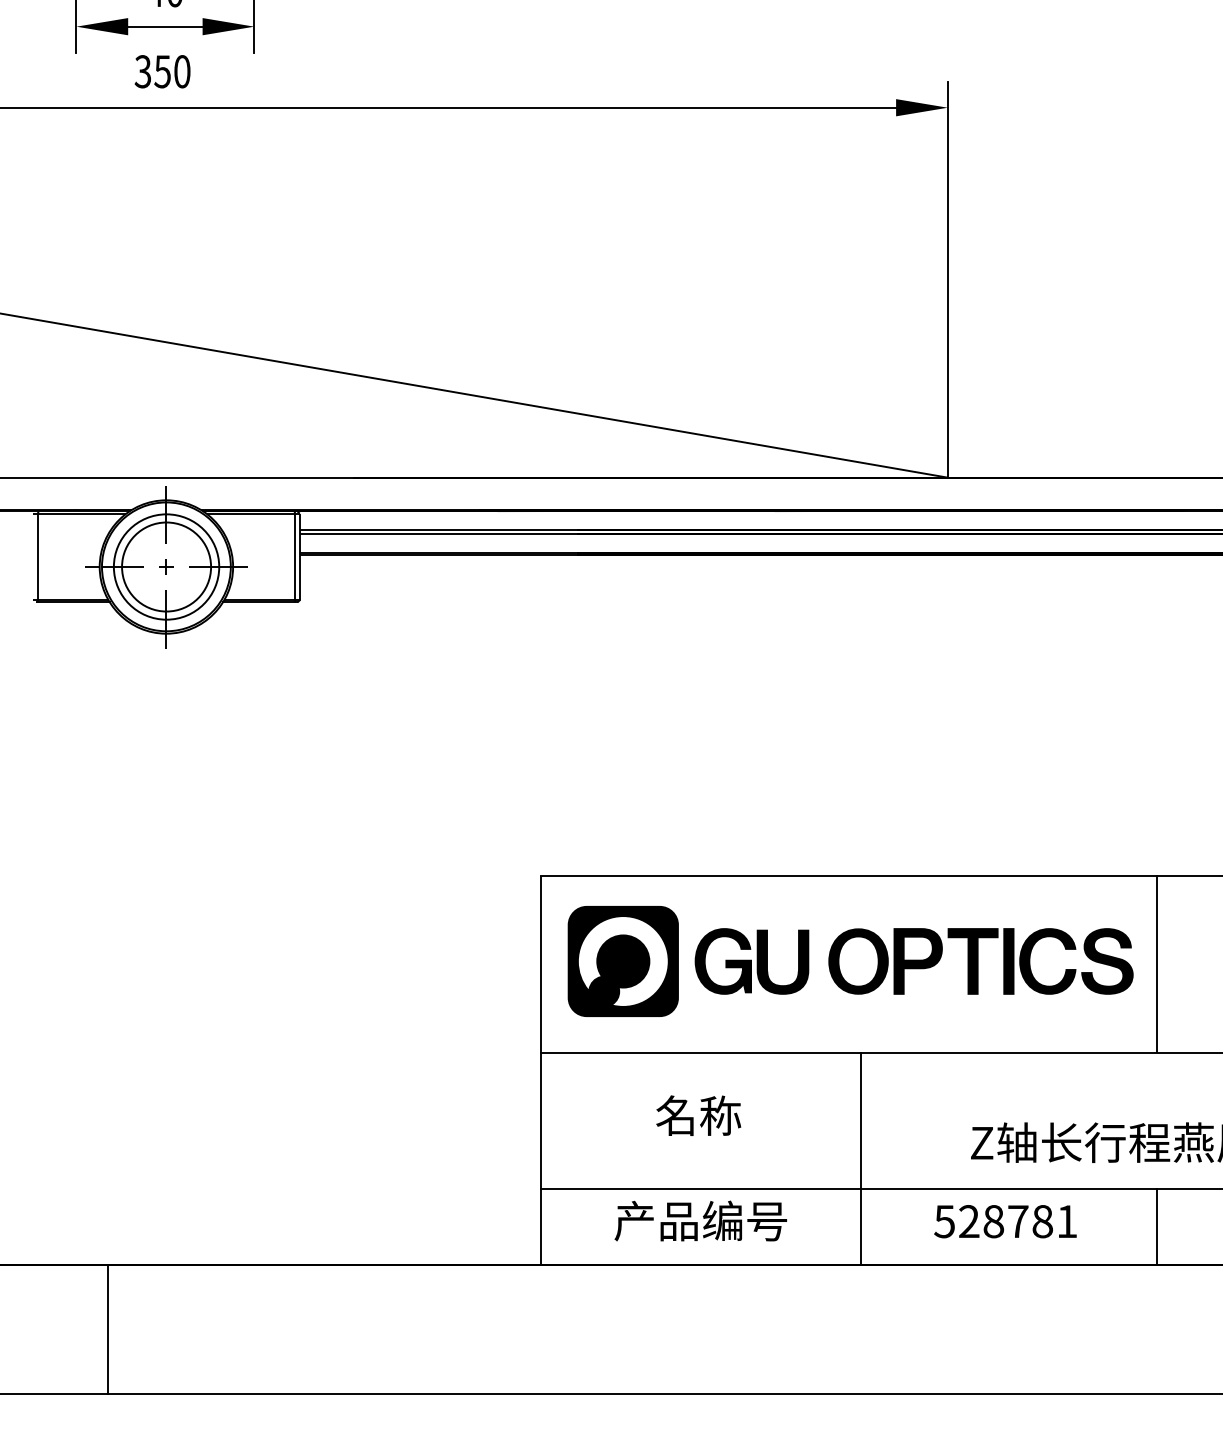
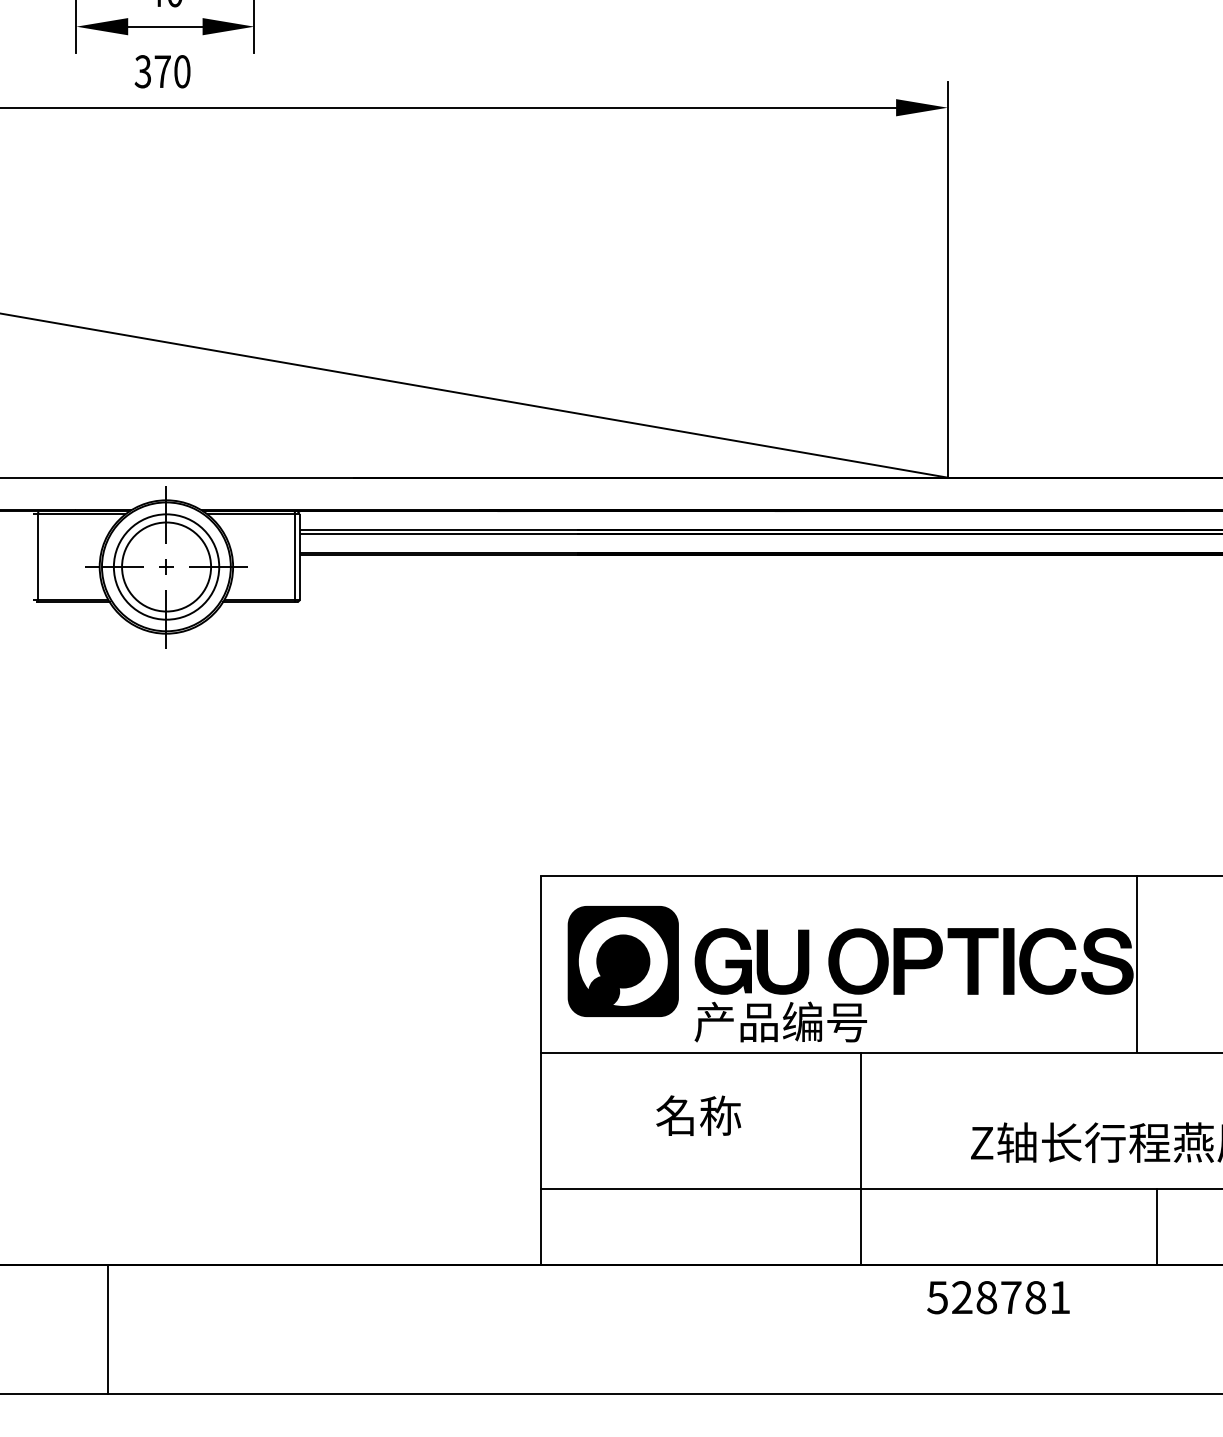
text: 350 -> 370 (162, 71)
line position: (1157, 964) -> (1137, 964) (1137, 964)
text position: (700, 1220) -> (780, 1021) (780, 1021)
text position: (1005, 1221) -> (998, 1297) (998, 1297)
